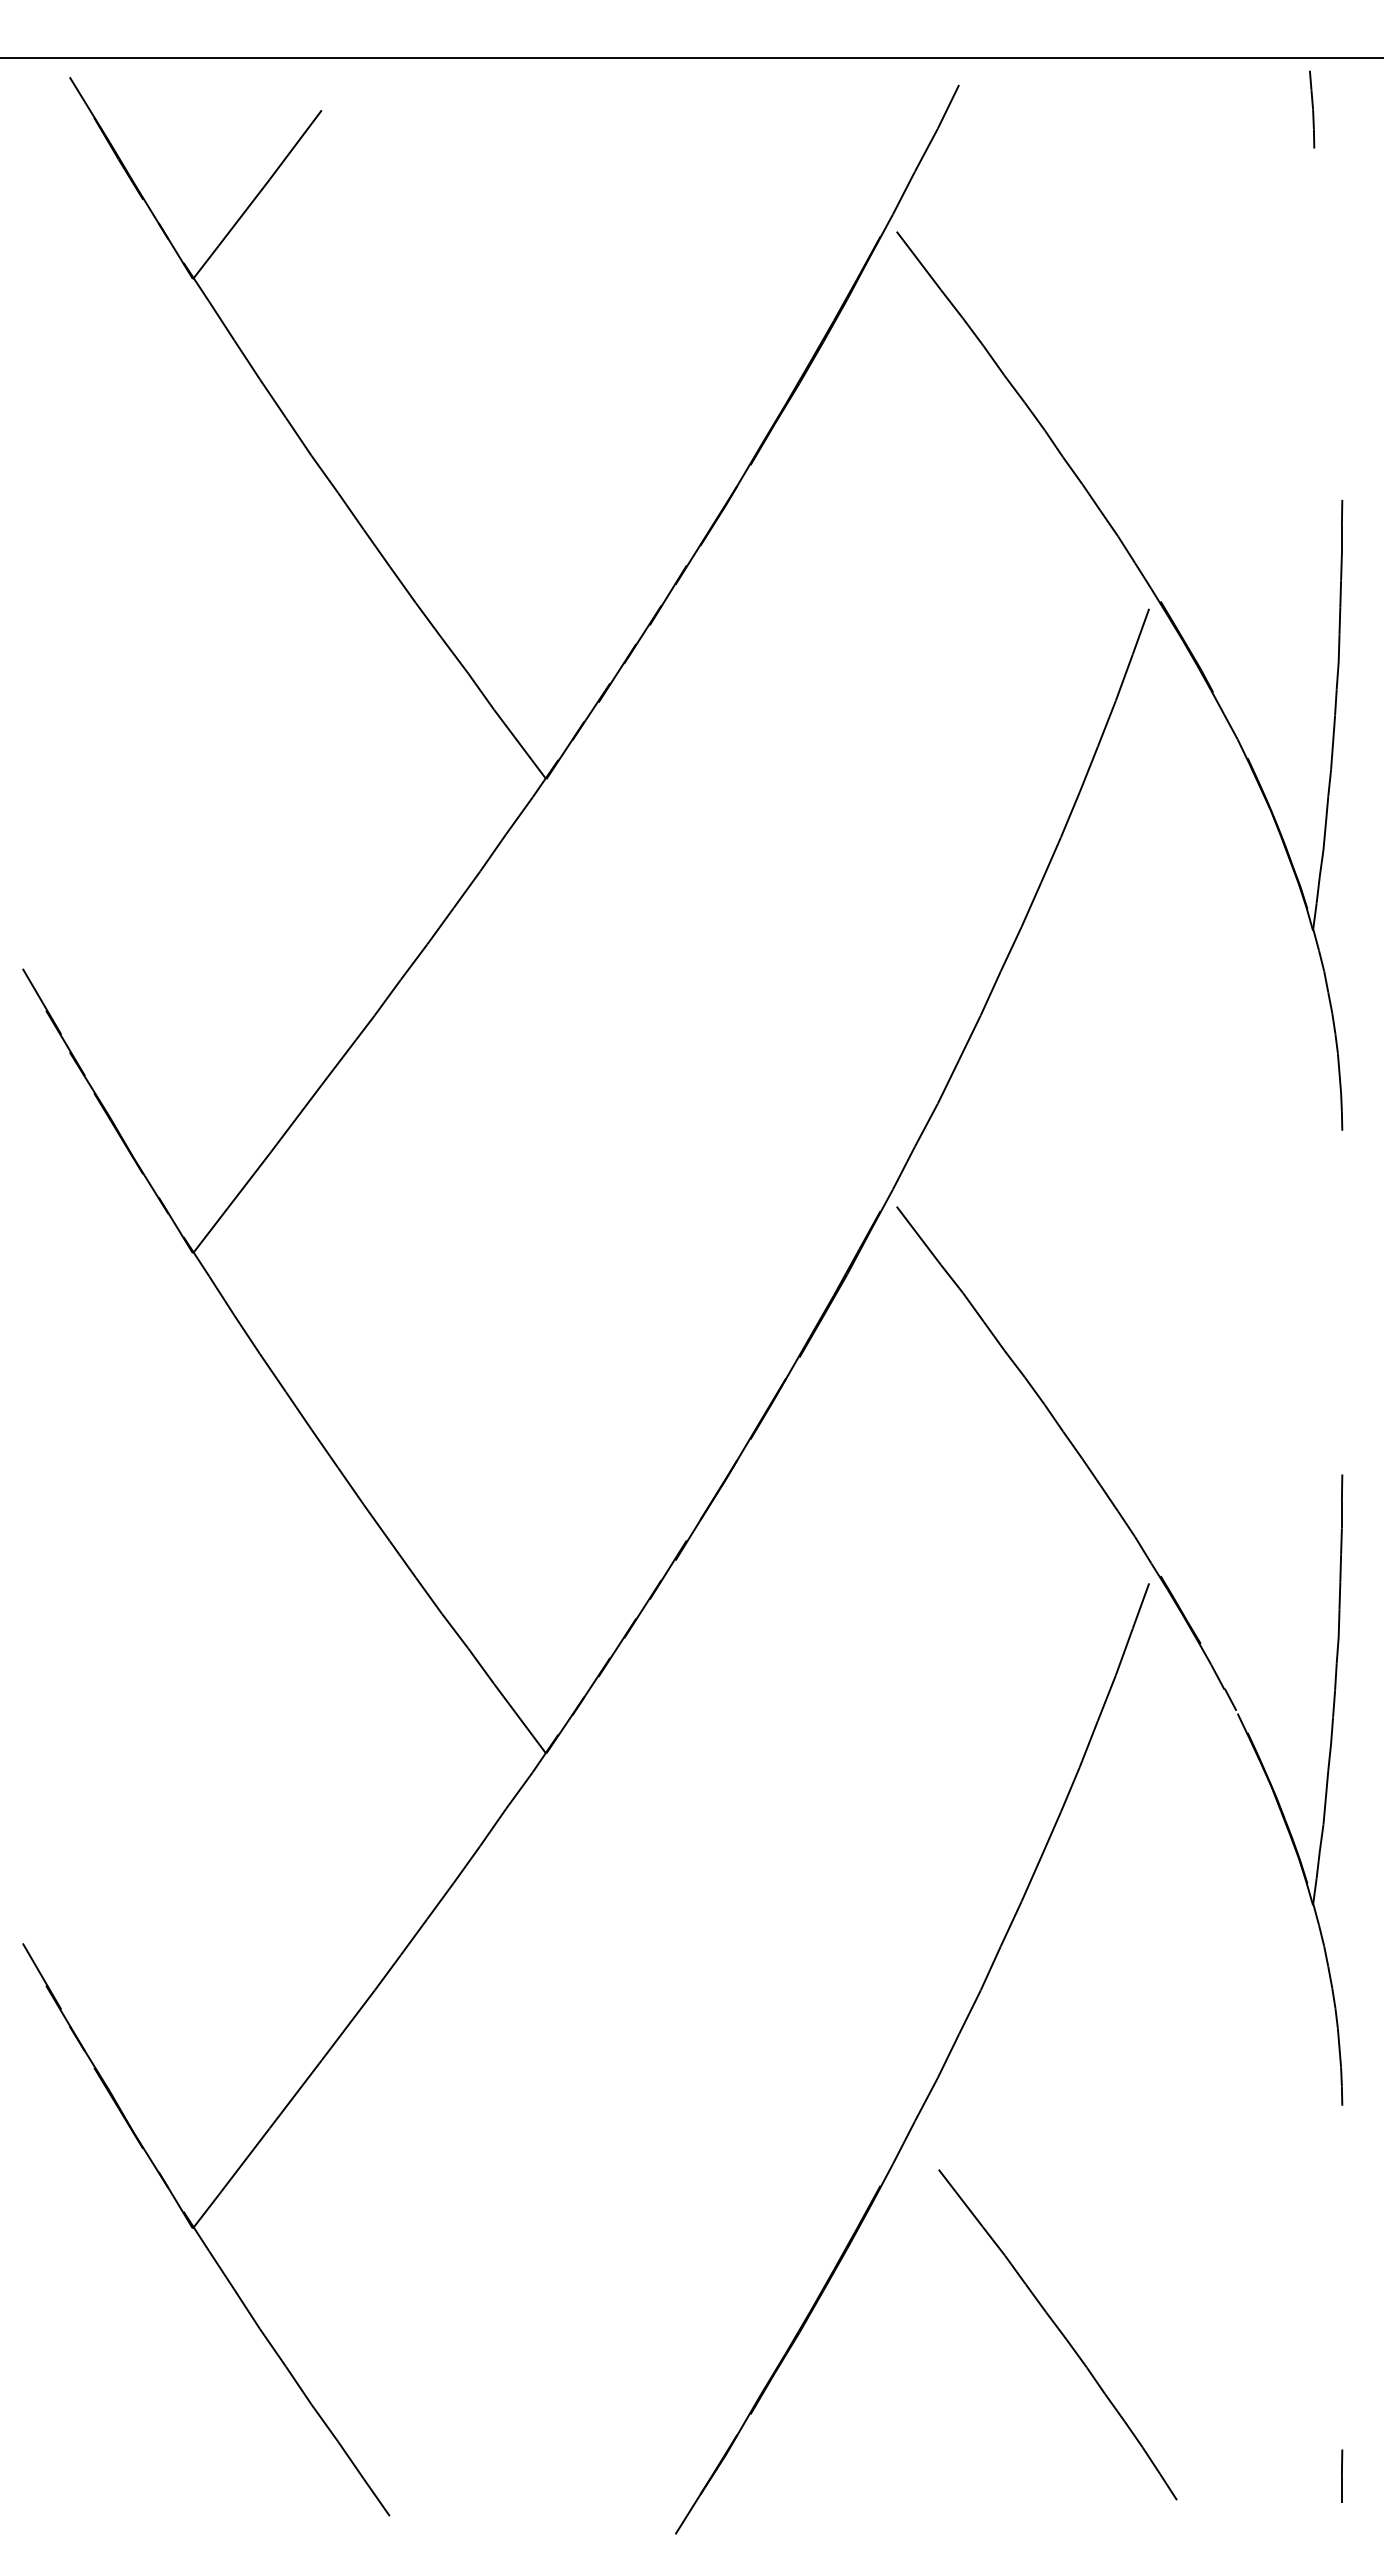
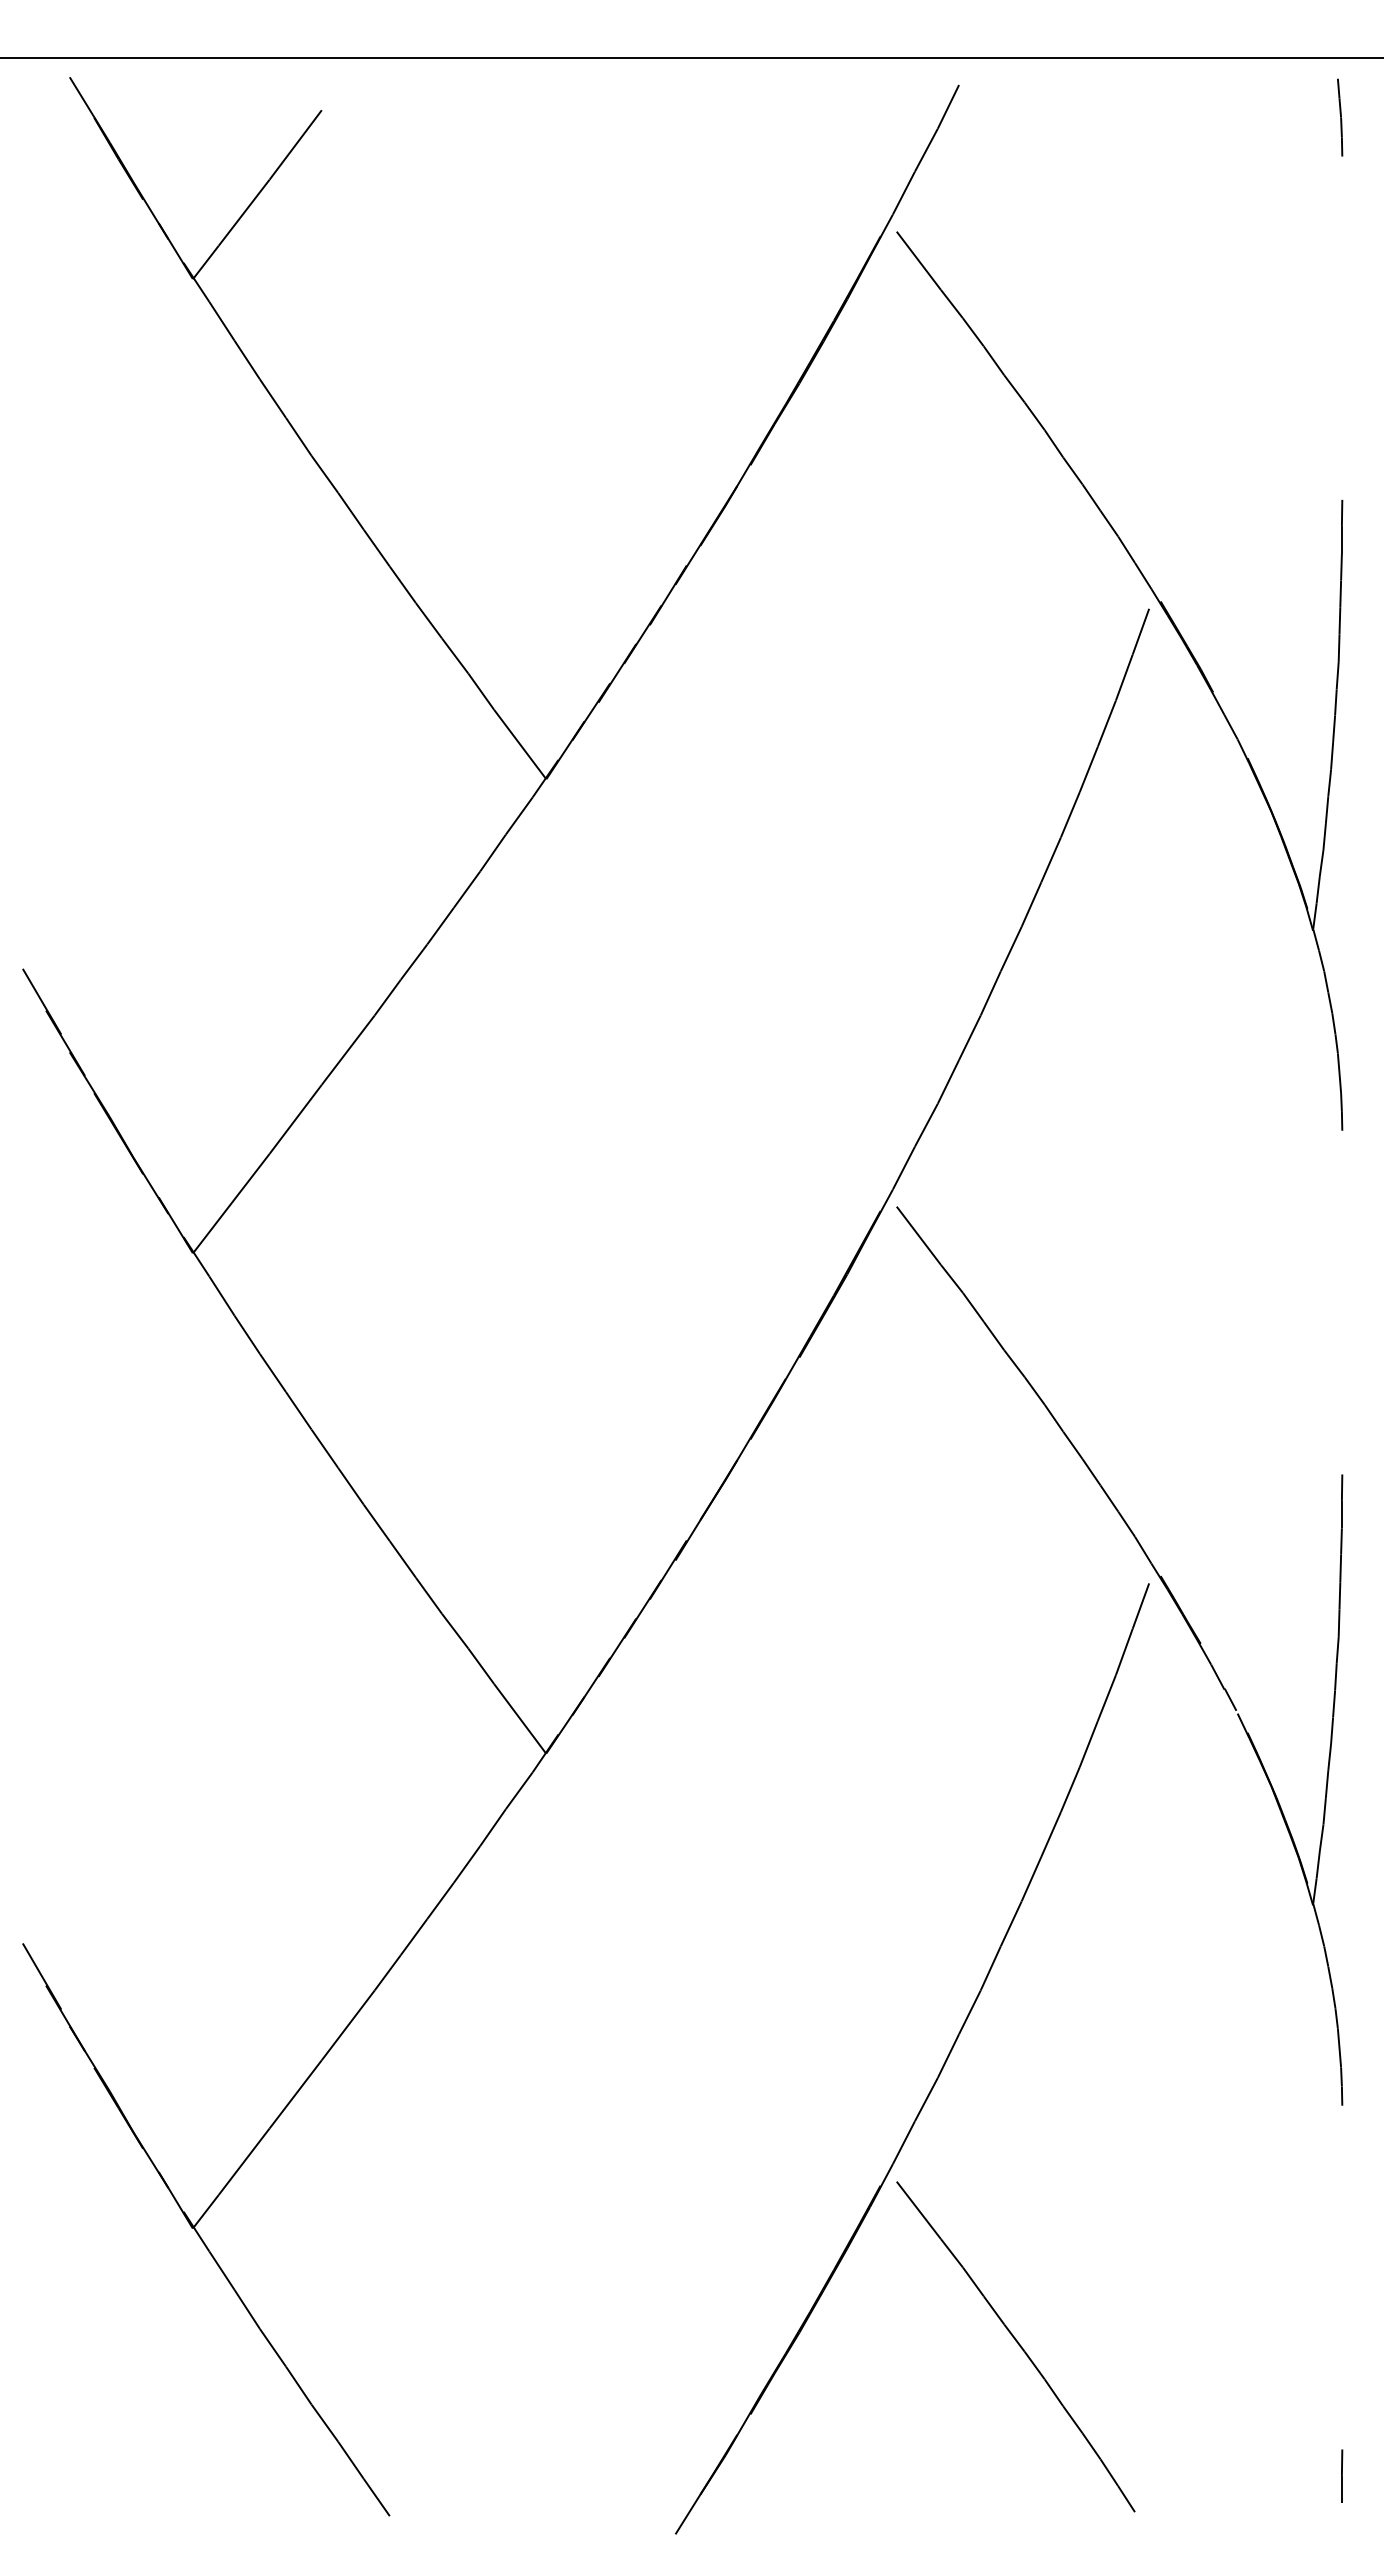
line position: (1312, 109) -> (1340, 117) (1340, 117)
part position: (1057, 2334) -> (1015, 2346) (1015, 2346)
